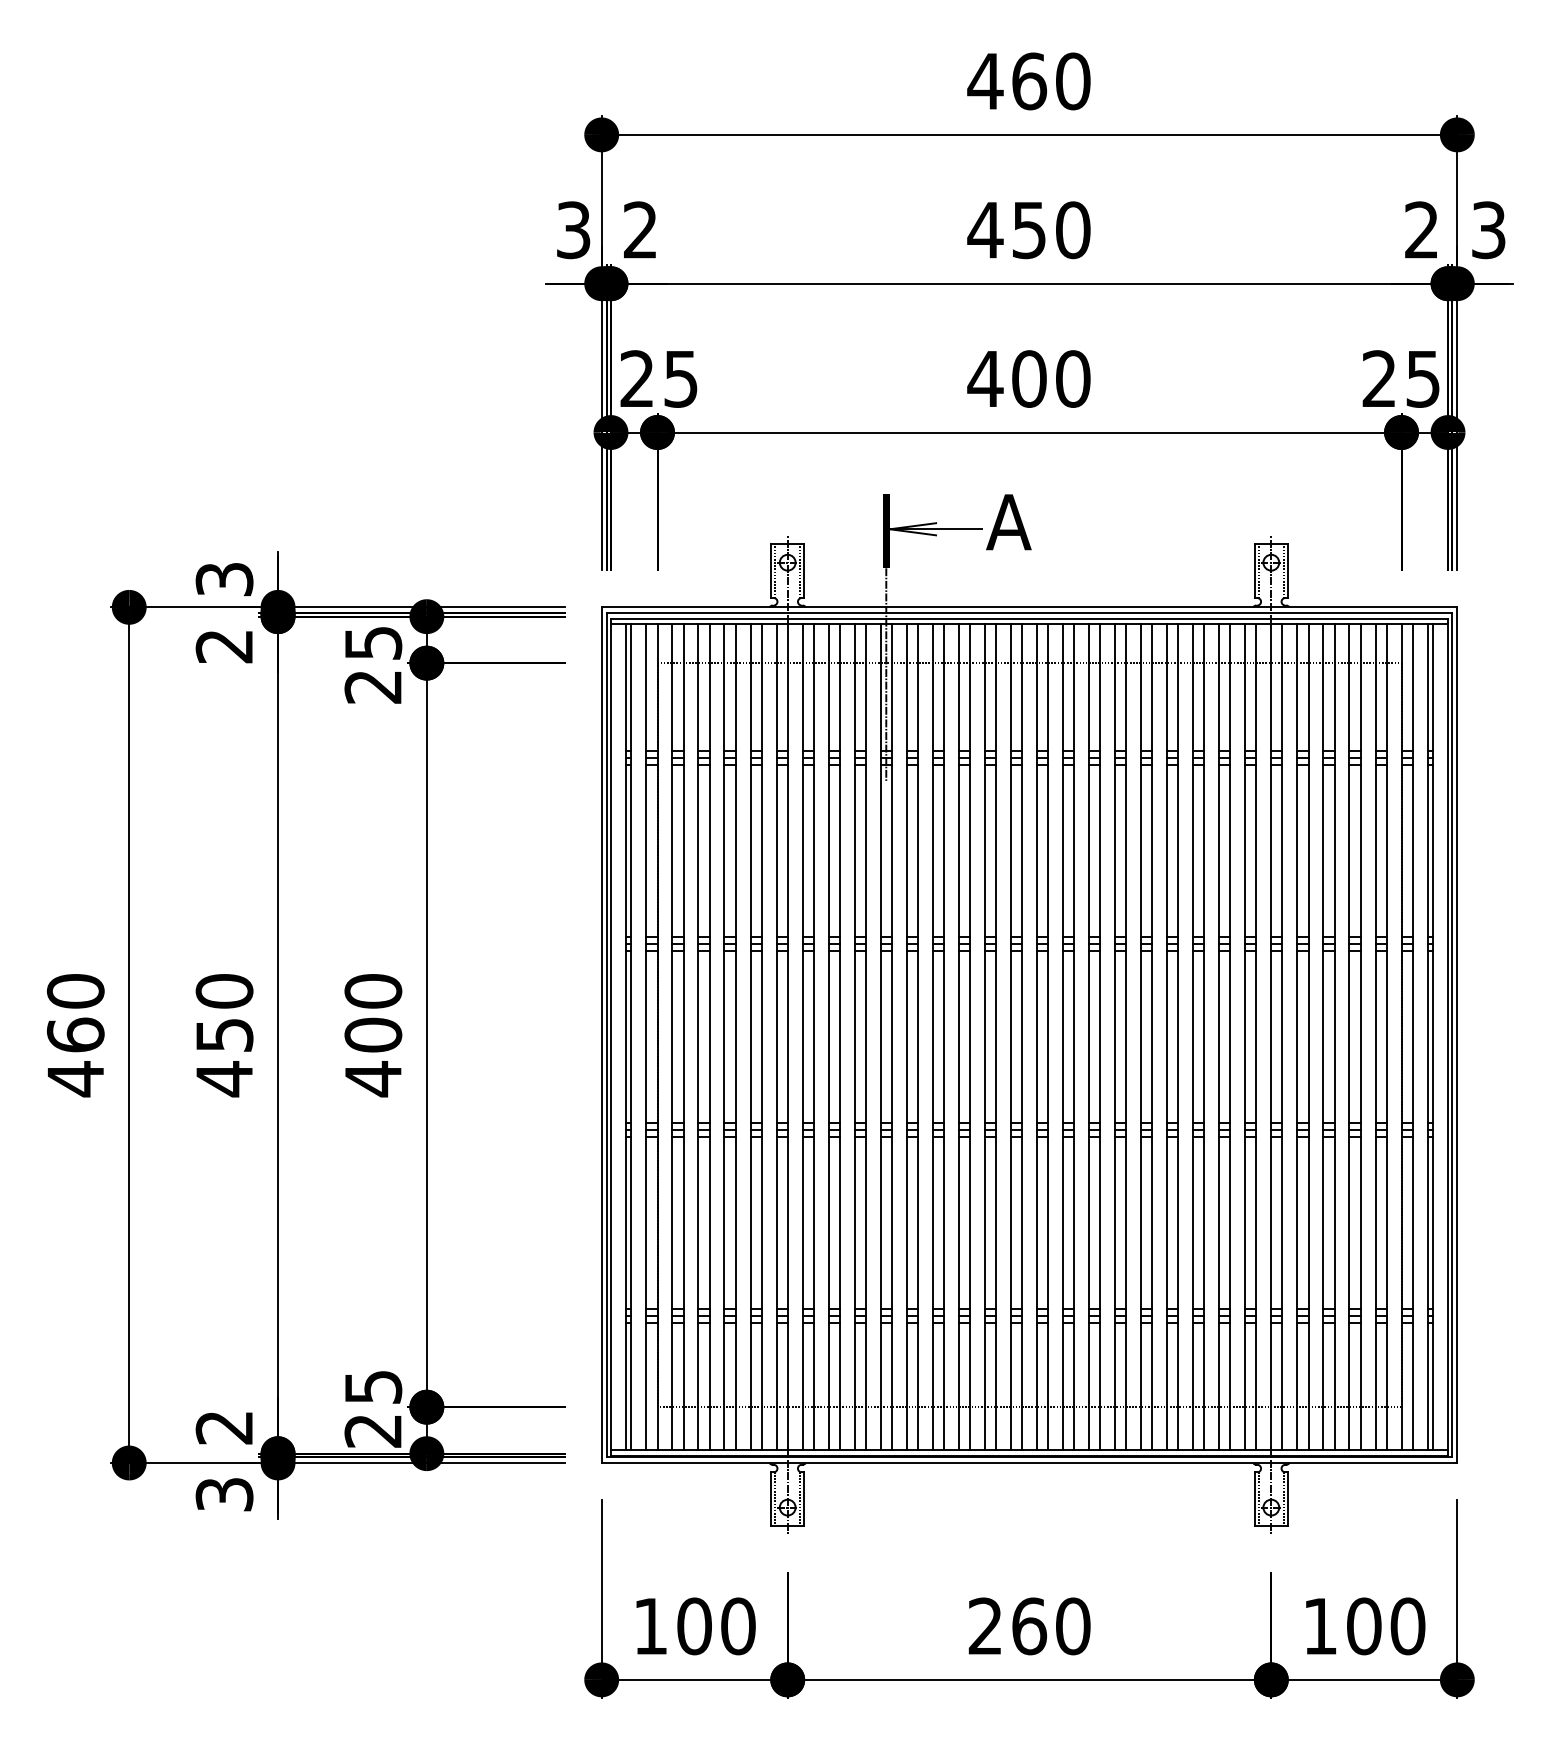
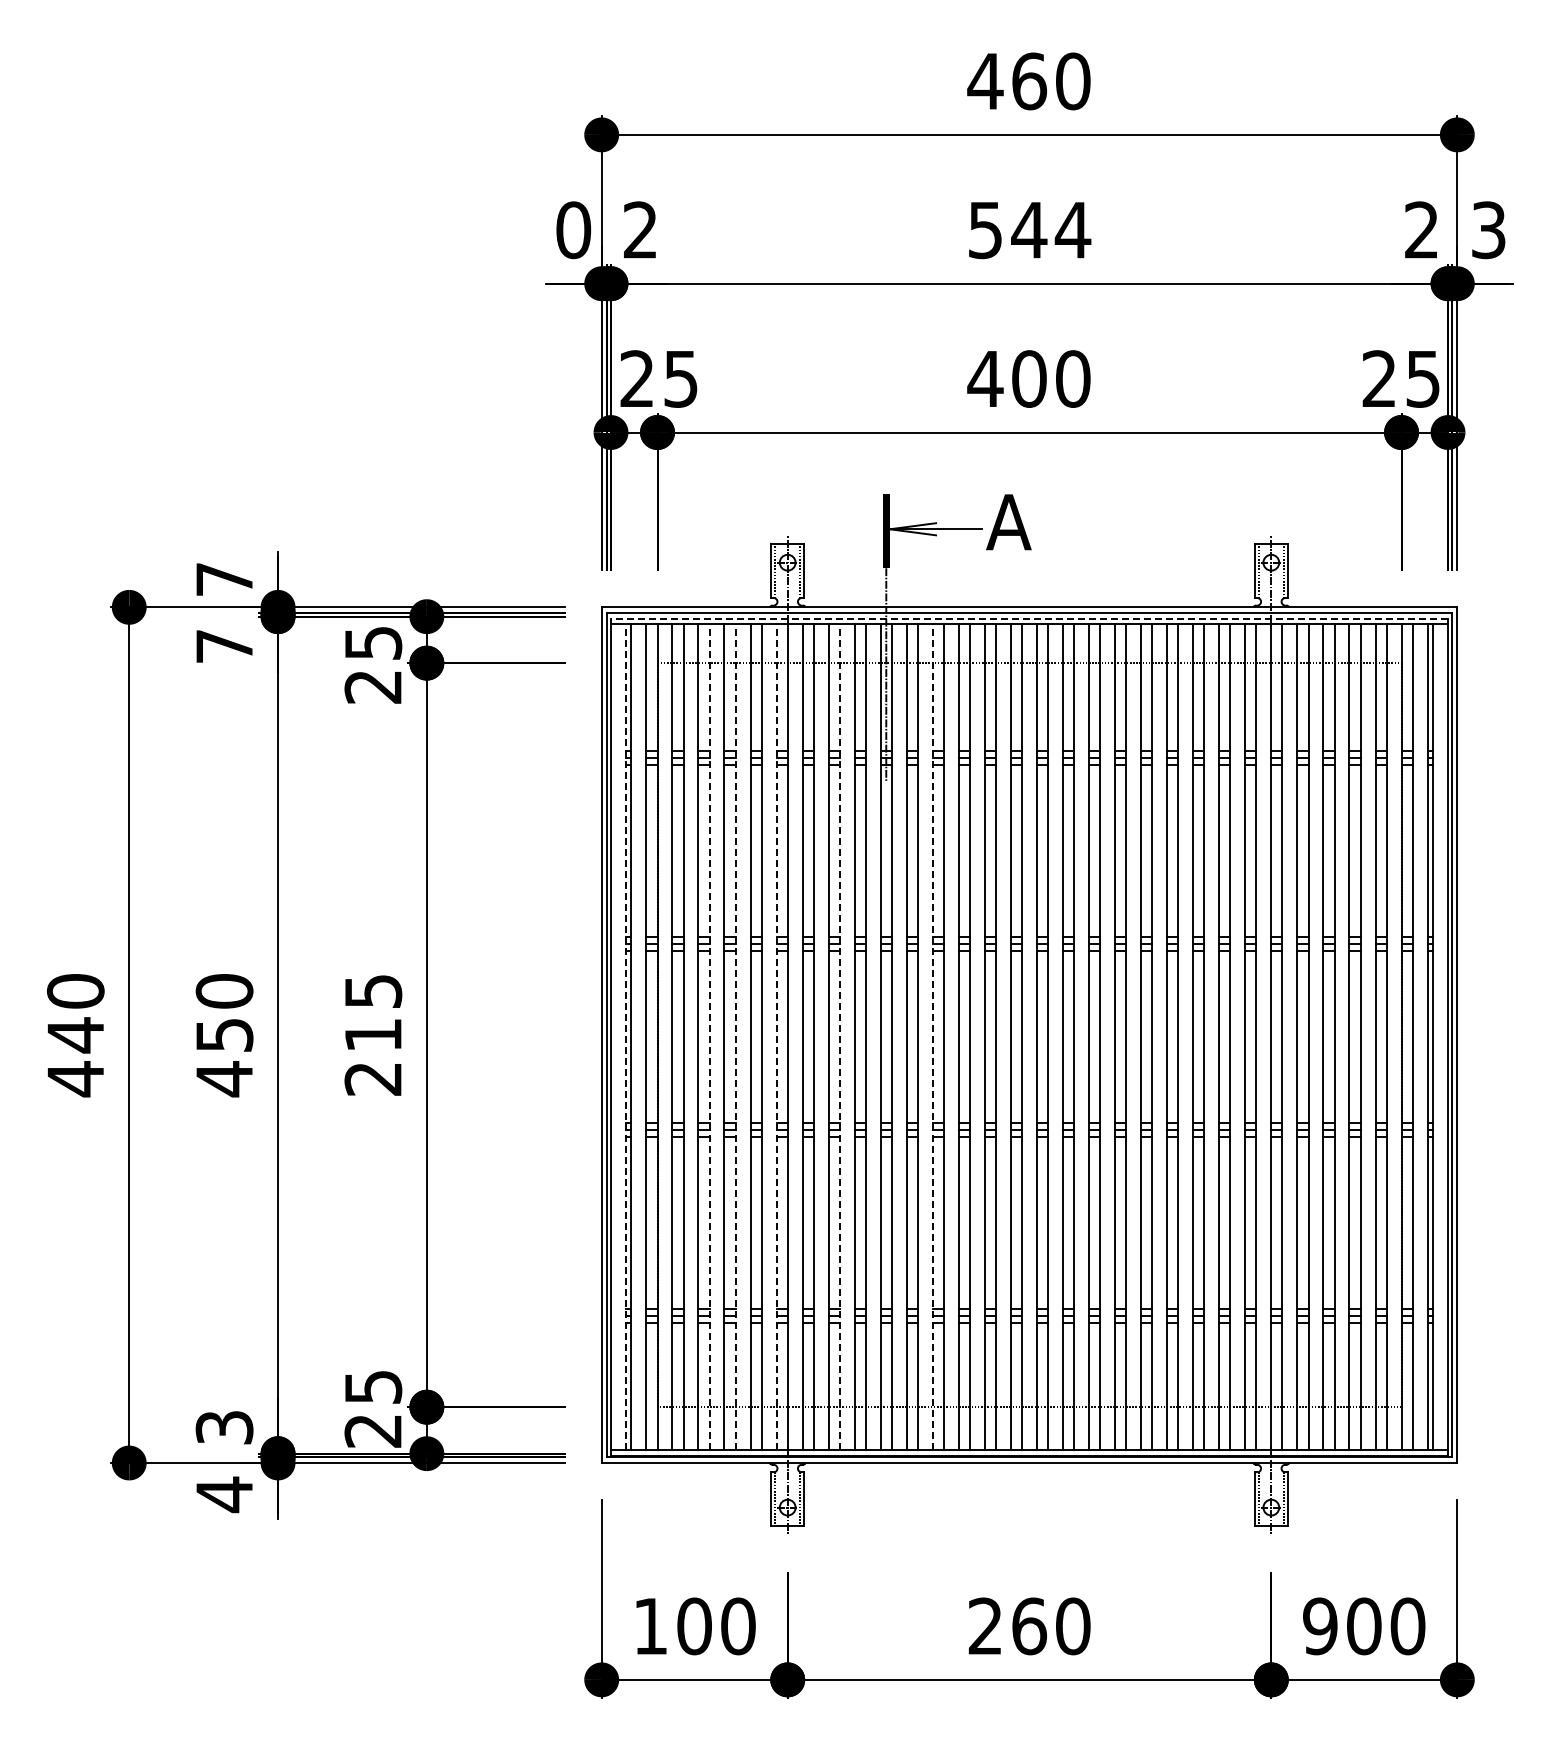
text: 3 -> 0 (573, 230)
text: 450 -> 544 (1029, 230)
text: 3 -> 7 (224, 579)
line: solid -> dashed (1029, 618)
text: 2 -> 7 (223, 646)
text: 460 -> 440 (75, 1035)
text: 400 -> 215 (373, 1035)
line: solid -> dashed (625, 1037)
line: solid -> dashed (709, 1037)
line: solid -> dashed (735, 1037)
line: solid -> dashed (776, 1037)
line: solid -> dashed (839, 1037)
line: solid -> dashed (932, 1037)
text: 2 -> 3 (224, 1427)
text: 3 -> 4 (224, 1494)
text: 100 -> 900 (1320, 1626)
